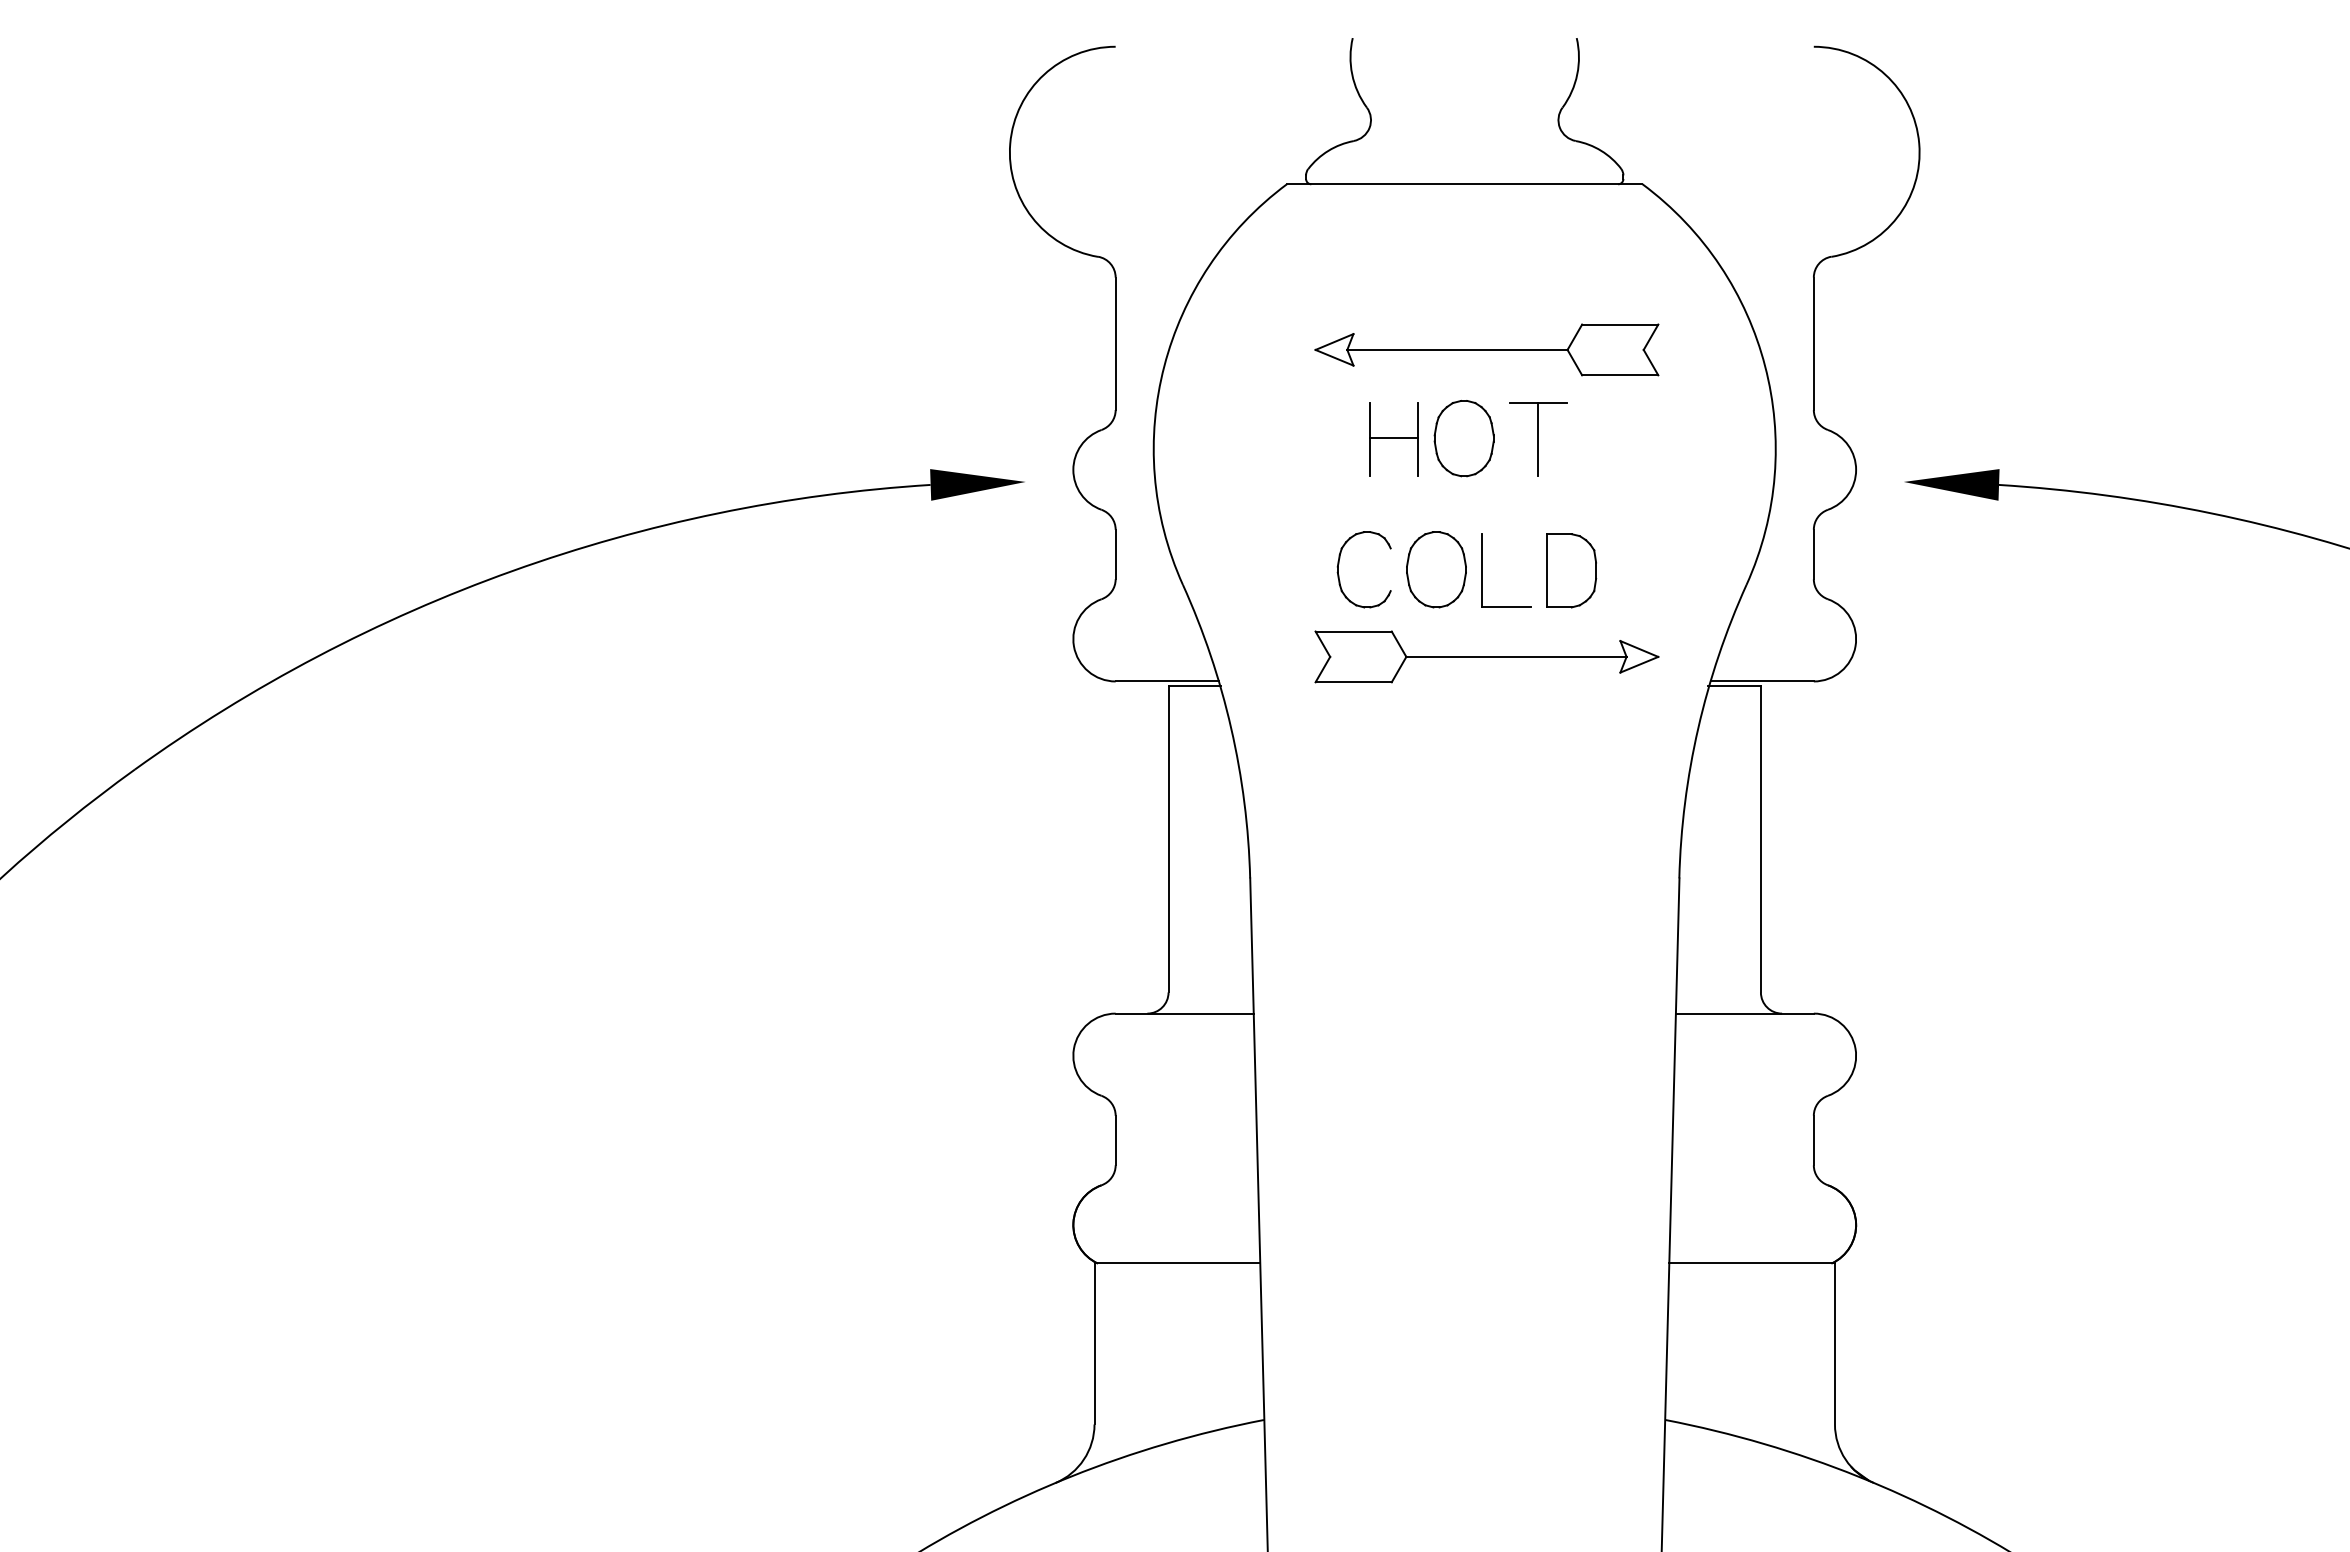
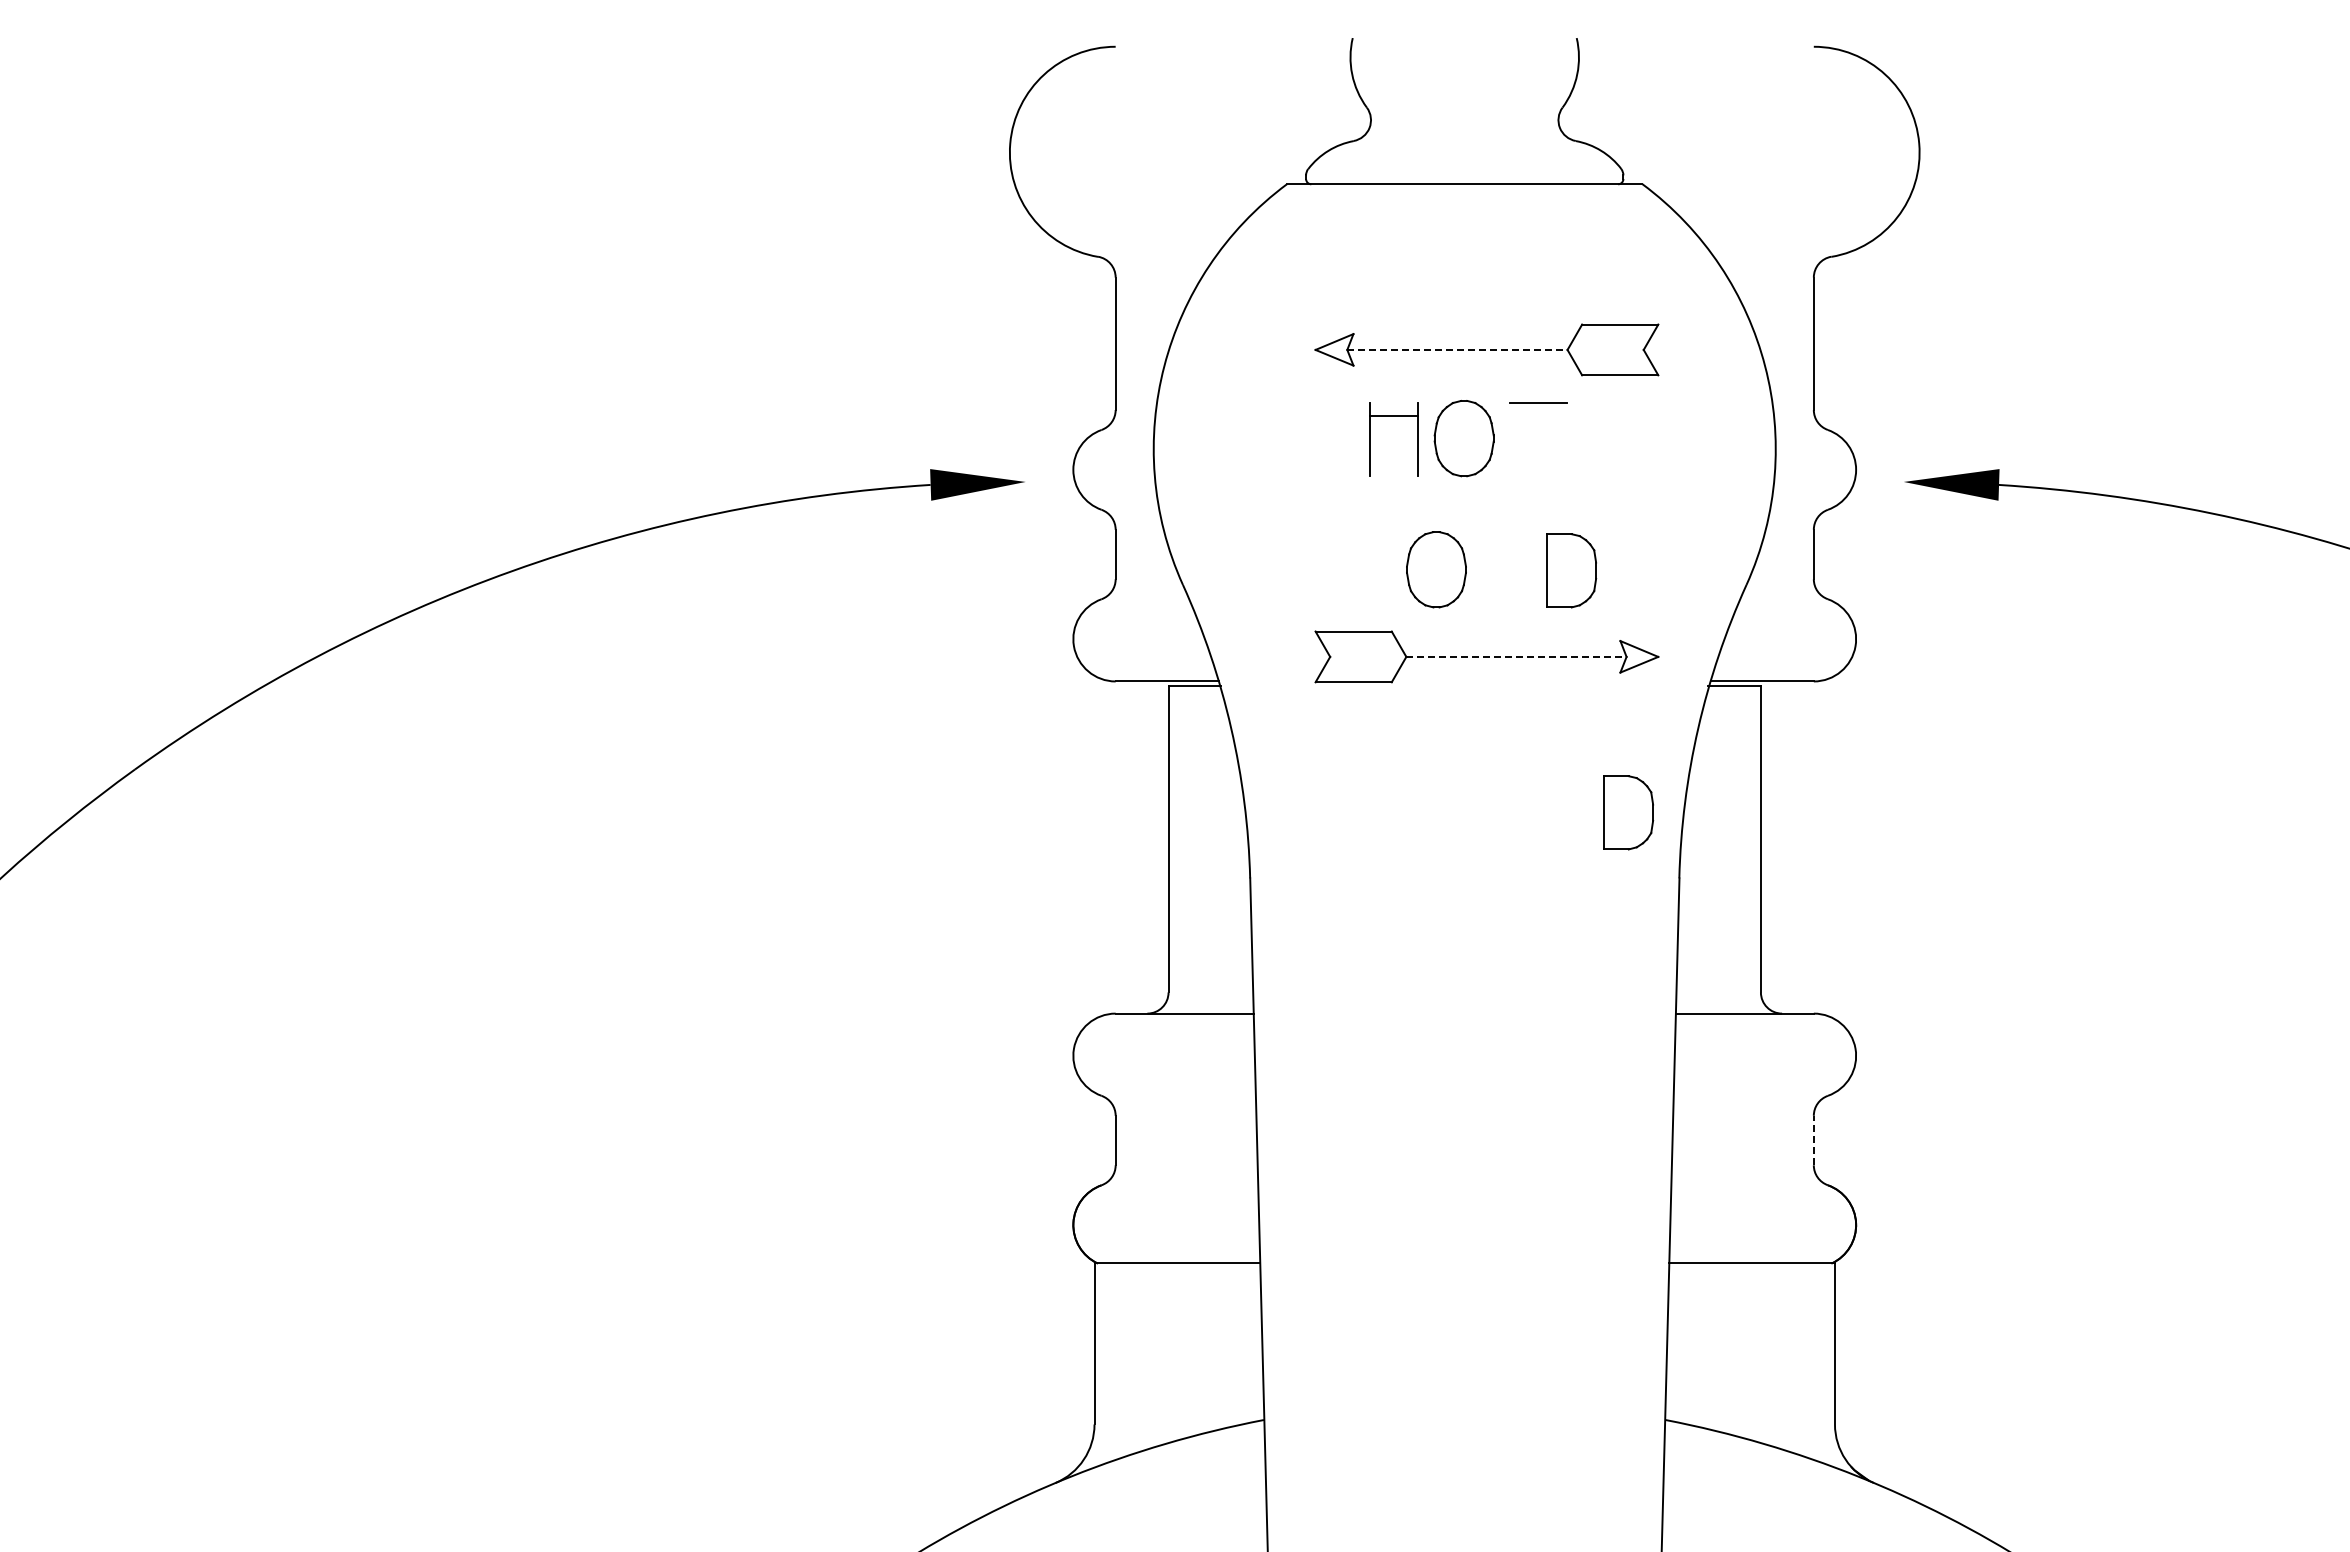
line: solid -> dashed (1457, 349)
line position: (1393, 437) -> (1393, 415) (1393, 415)
line: present -> none (1538, 439)
part: present -> none (1339, 564)
part: present -> none (1482, 570)
line: solid -> dashed (1516, 656)
part: none -> present (1628, 812)
line: solid -> dashed (1813, 1140)
